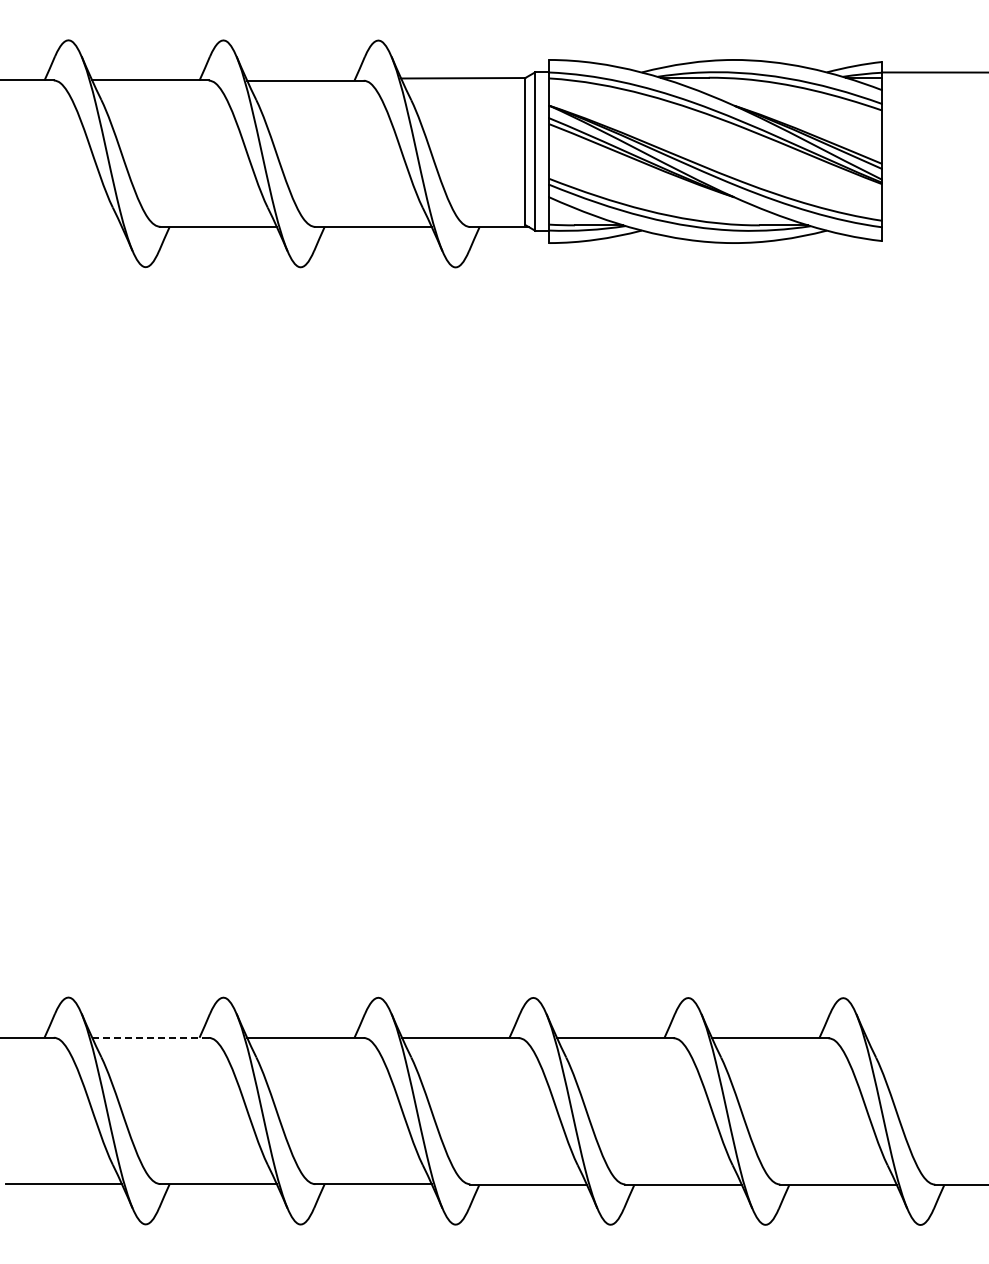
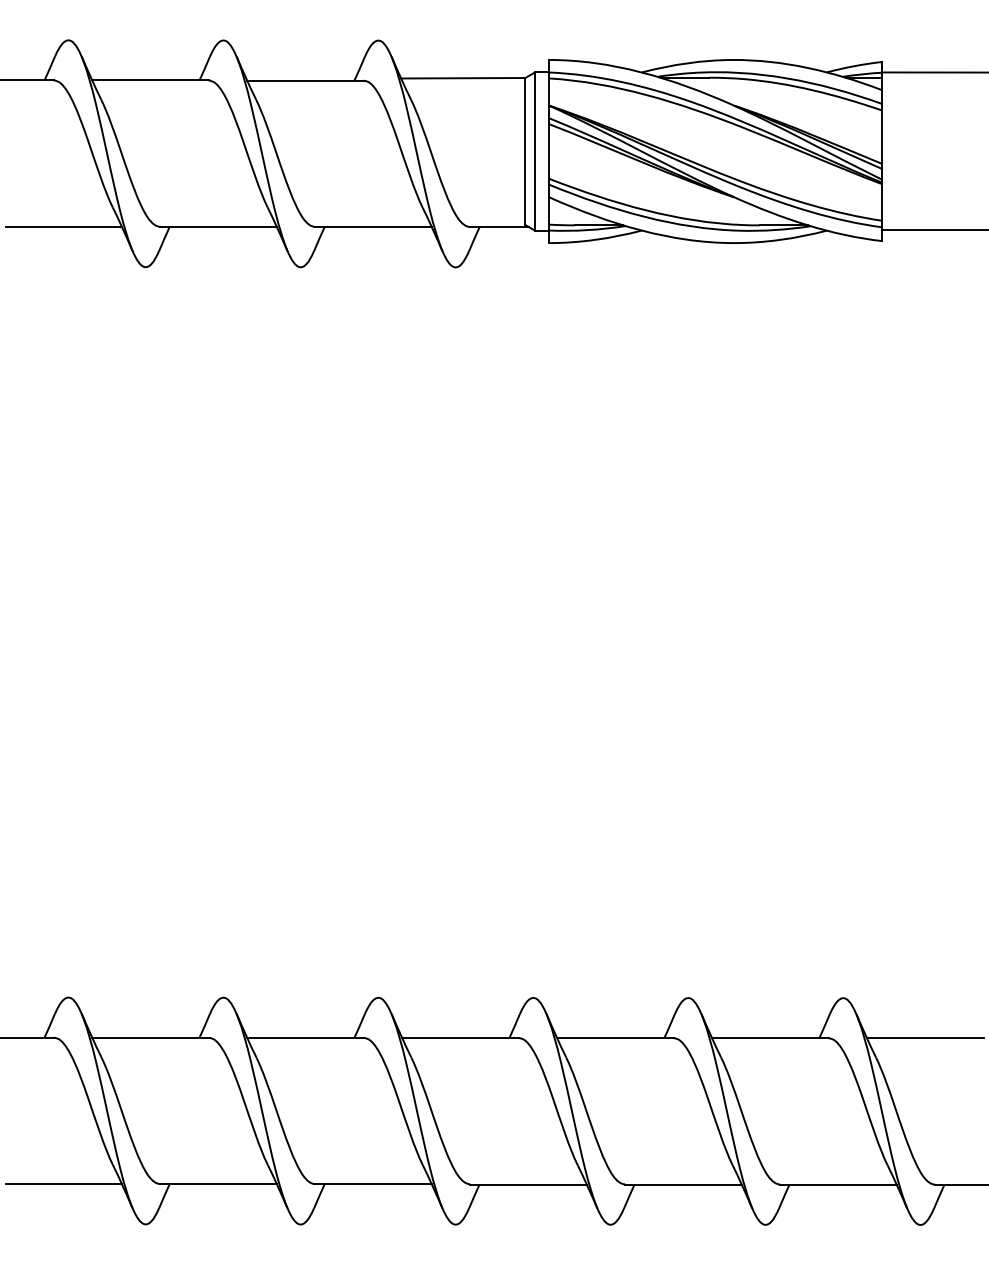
line: none -> present (63, 226)
line: none -> present (933, 230)
line: dashed -> solid (149, 1037)
line: none -> present (924, 1038)
